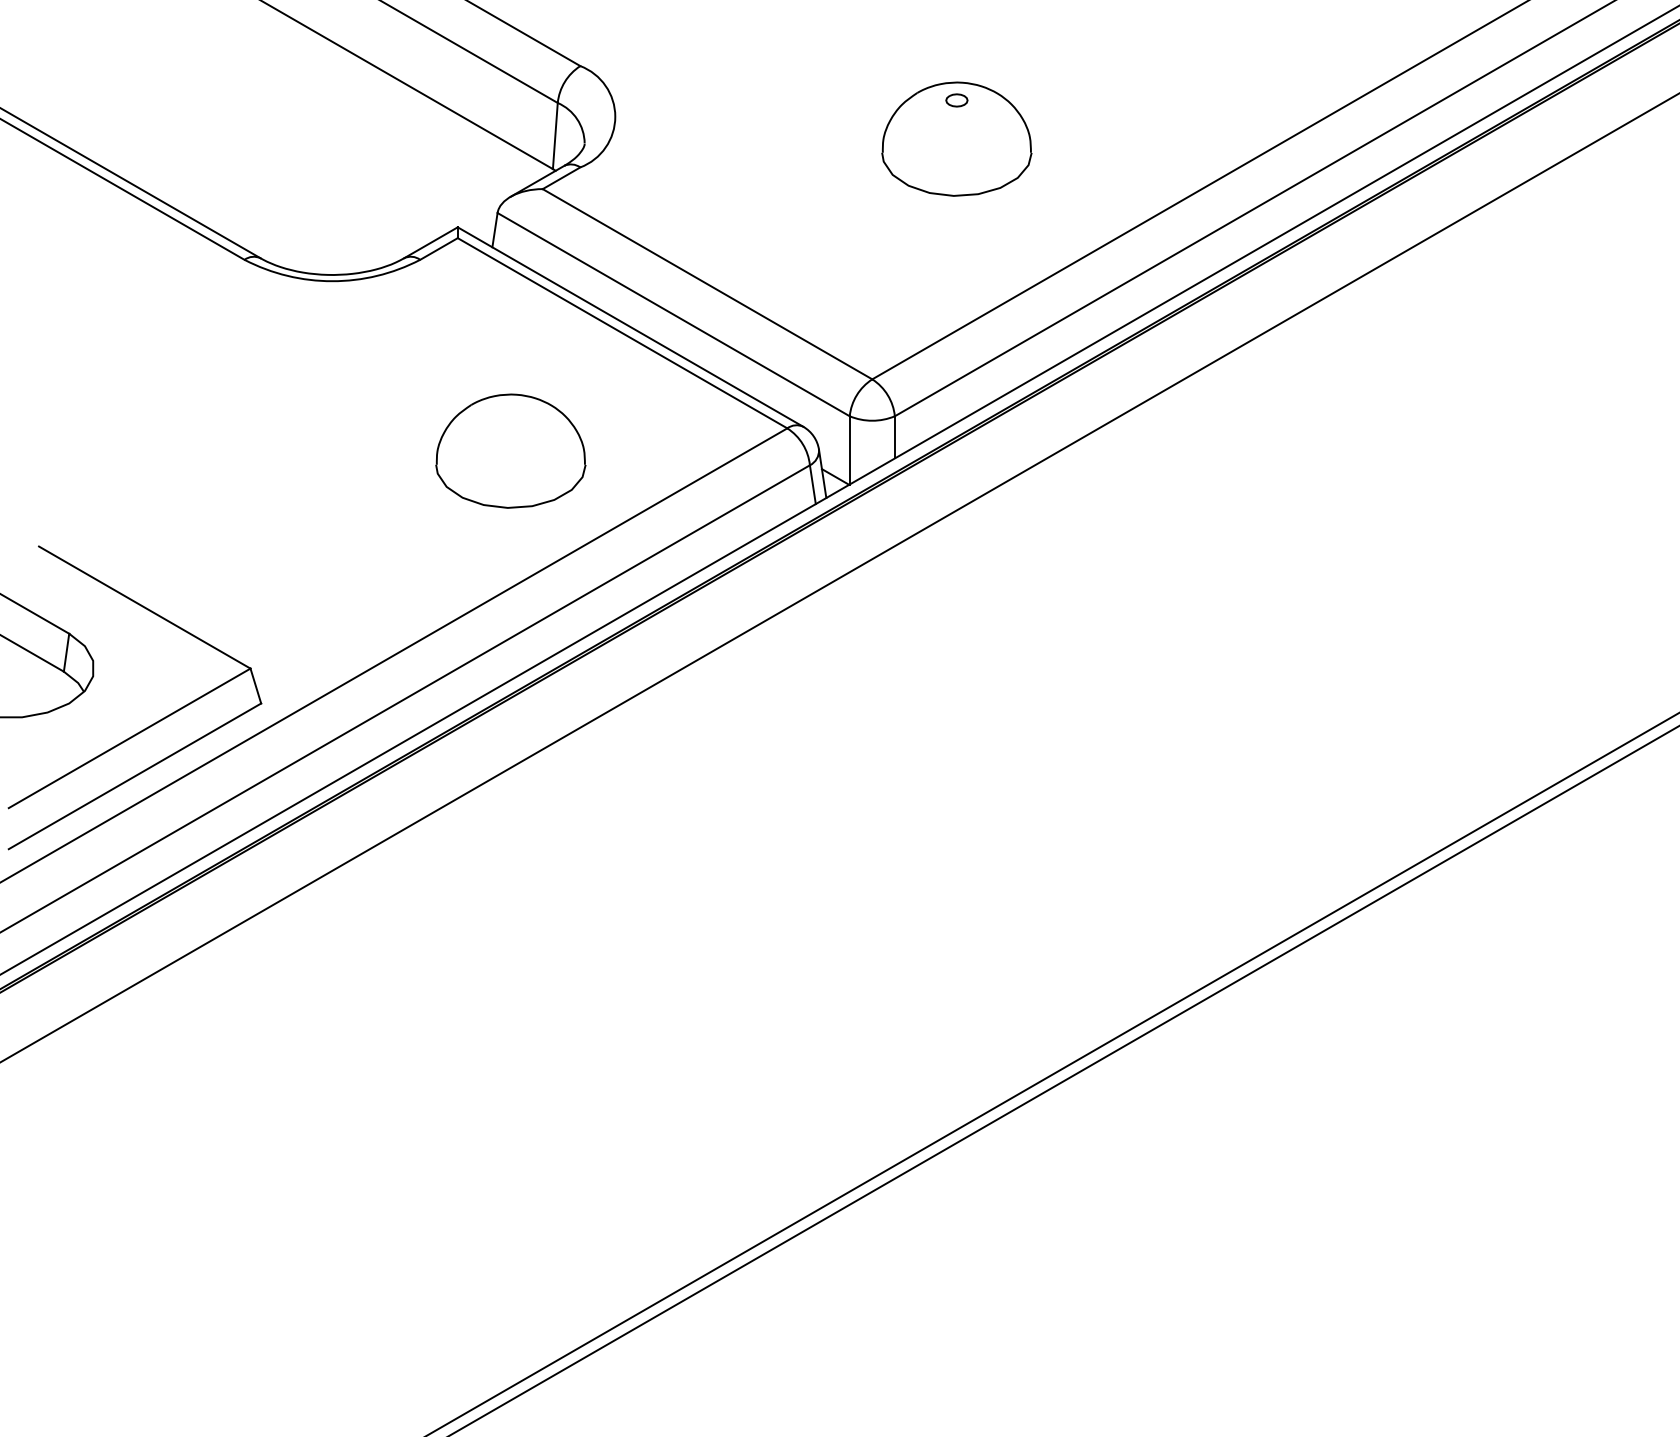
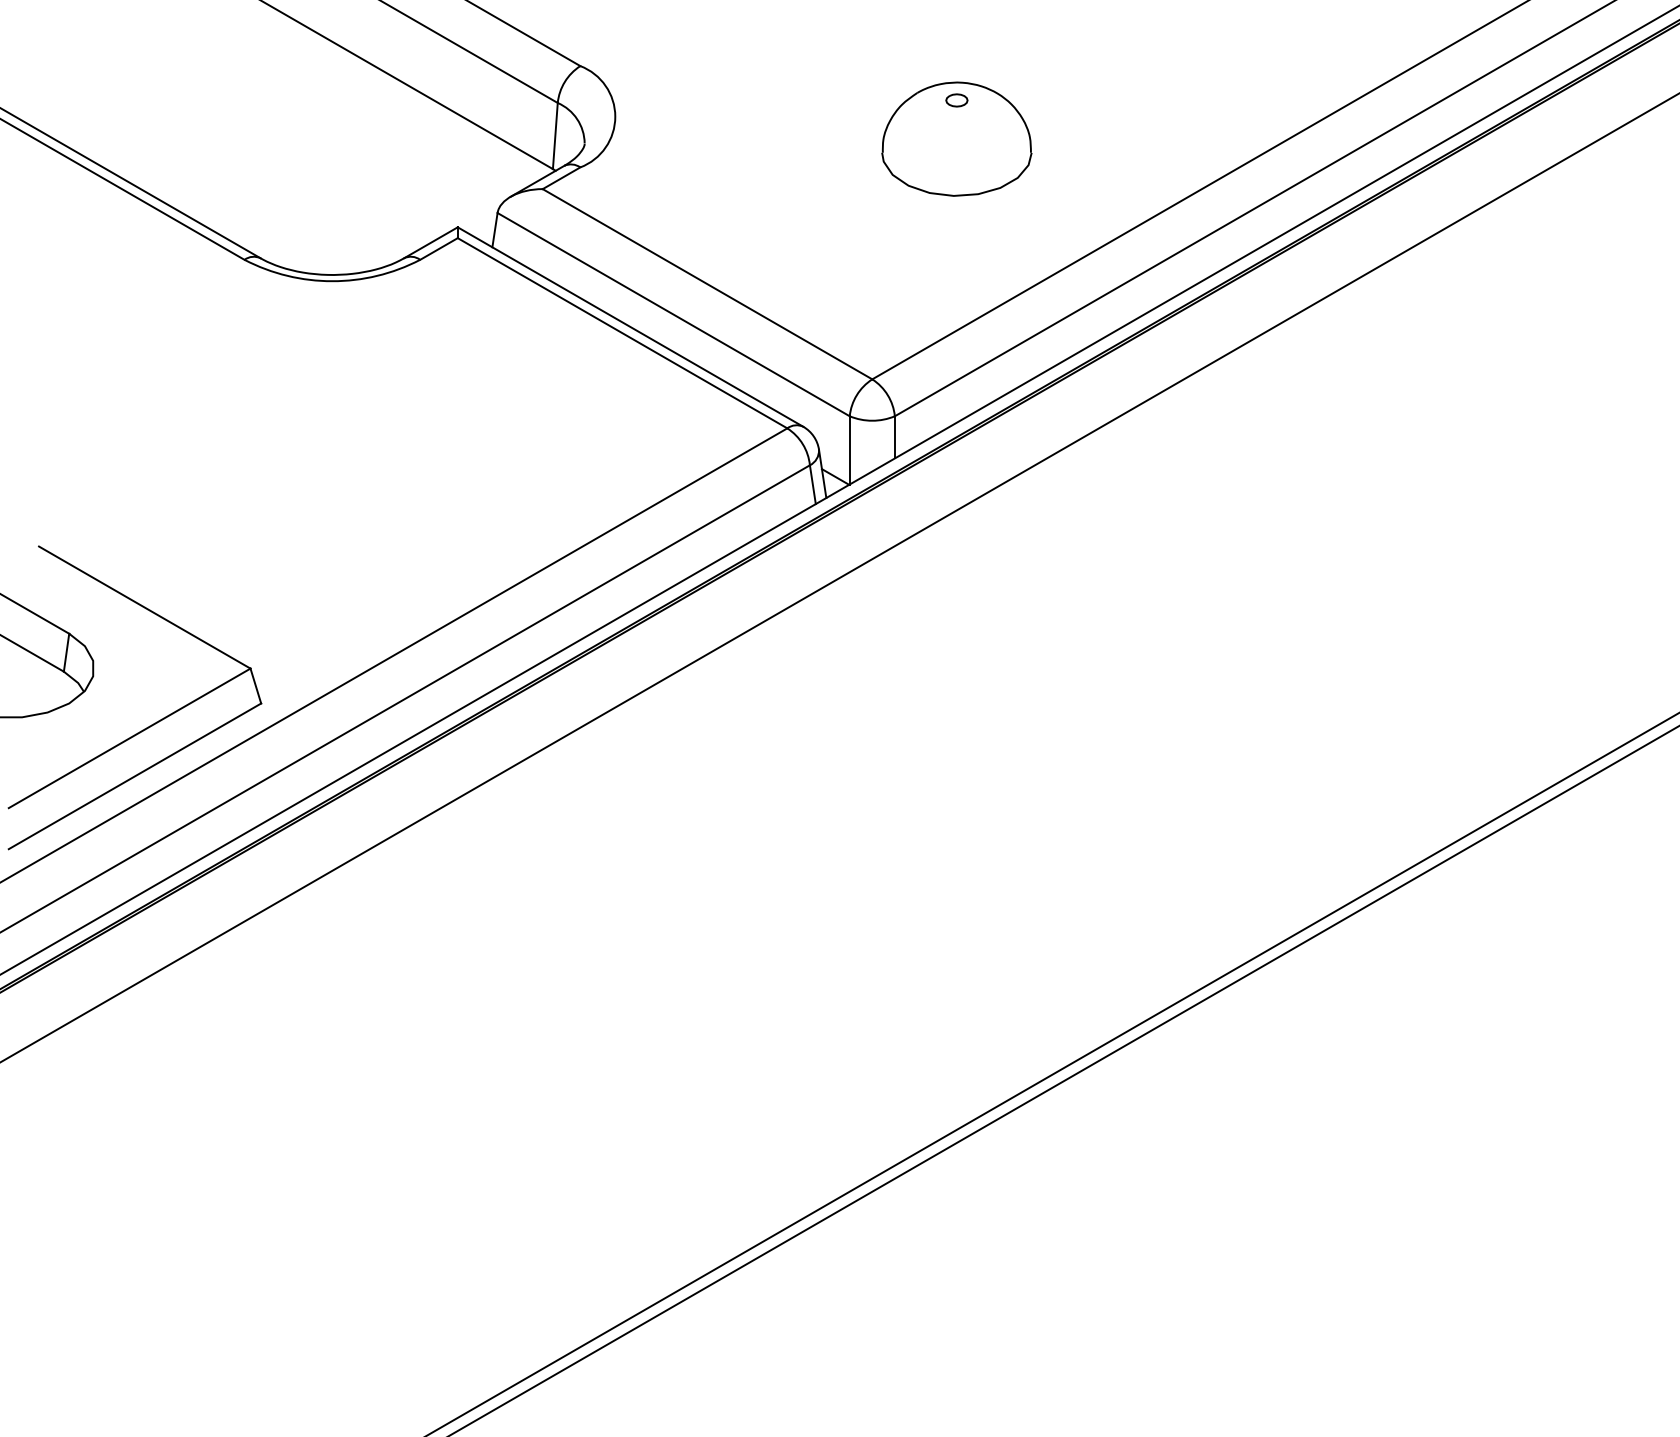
part: present -> none (510, 450)
